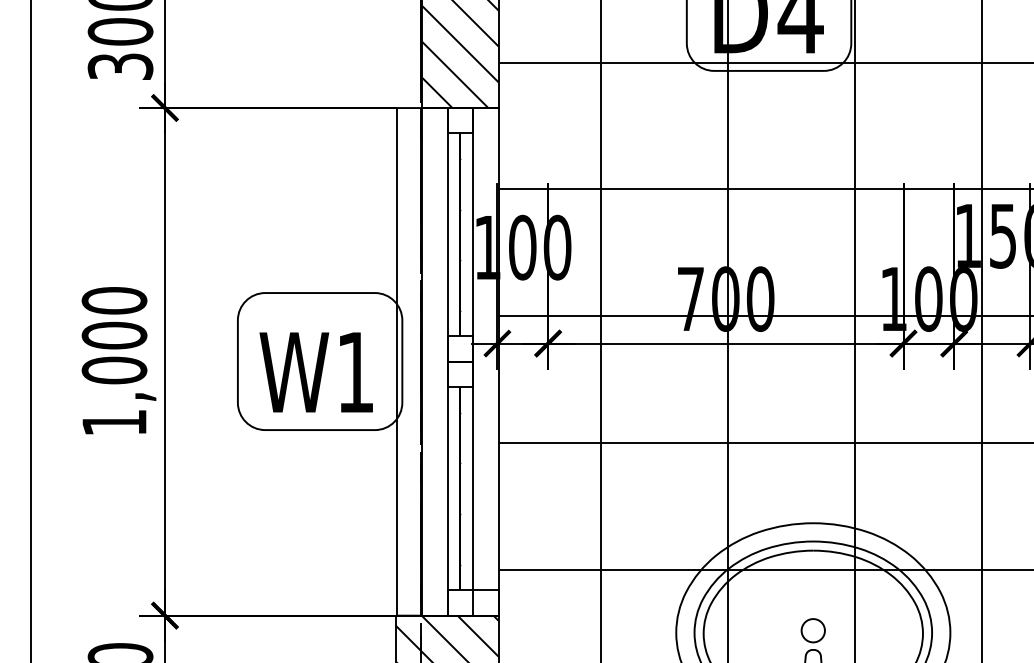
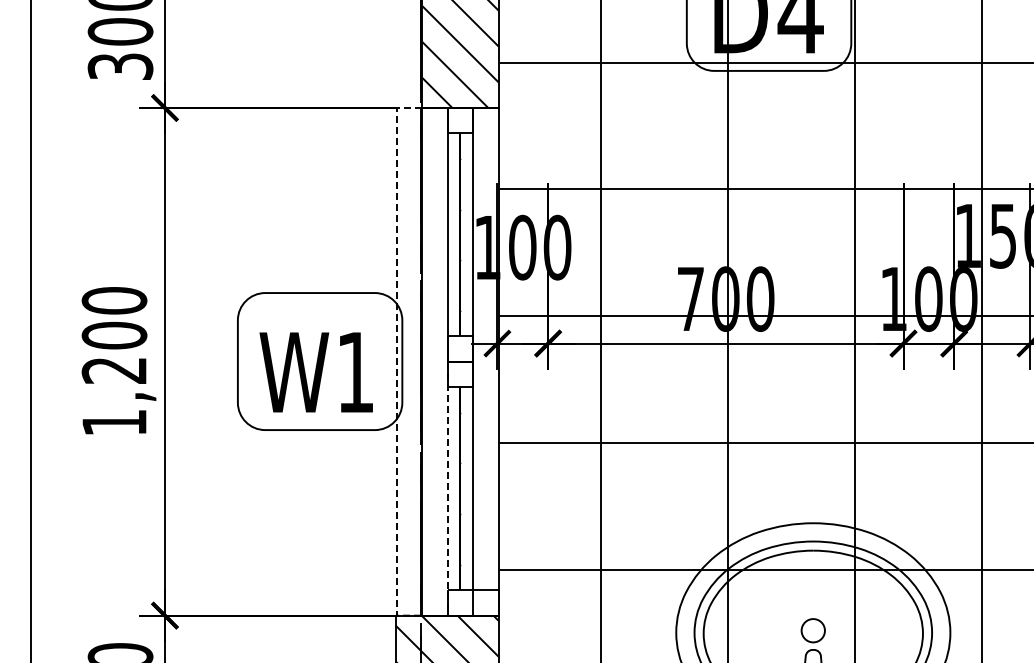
line: solid -> dashed (396, 361)
text: 1,000 -> 1,200 (114, 370)
line: solid -> dashed (447, 488)
